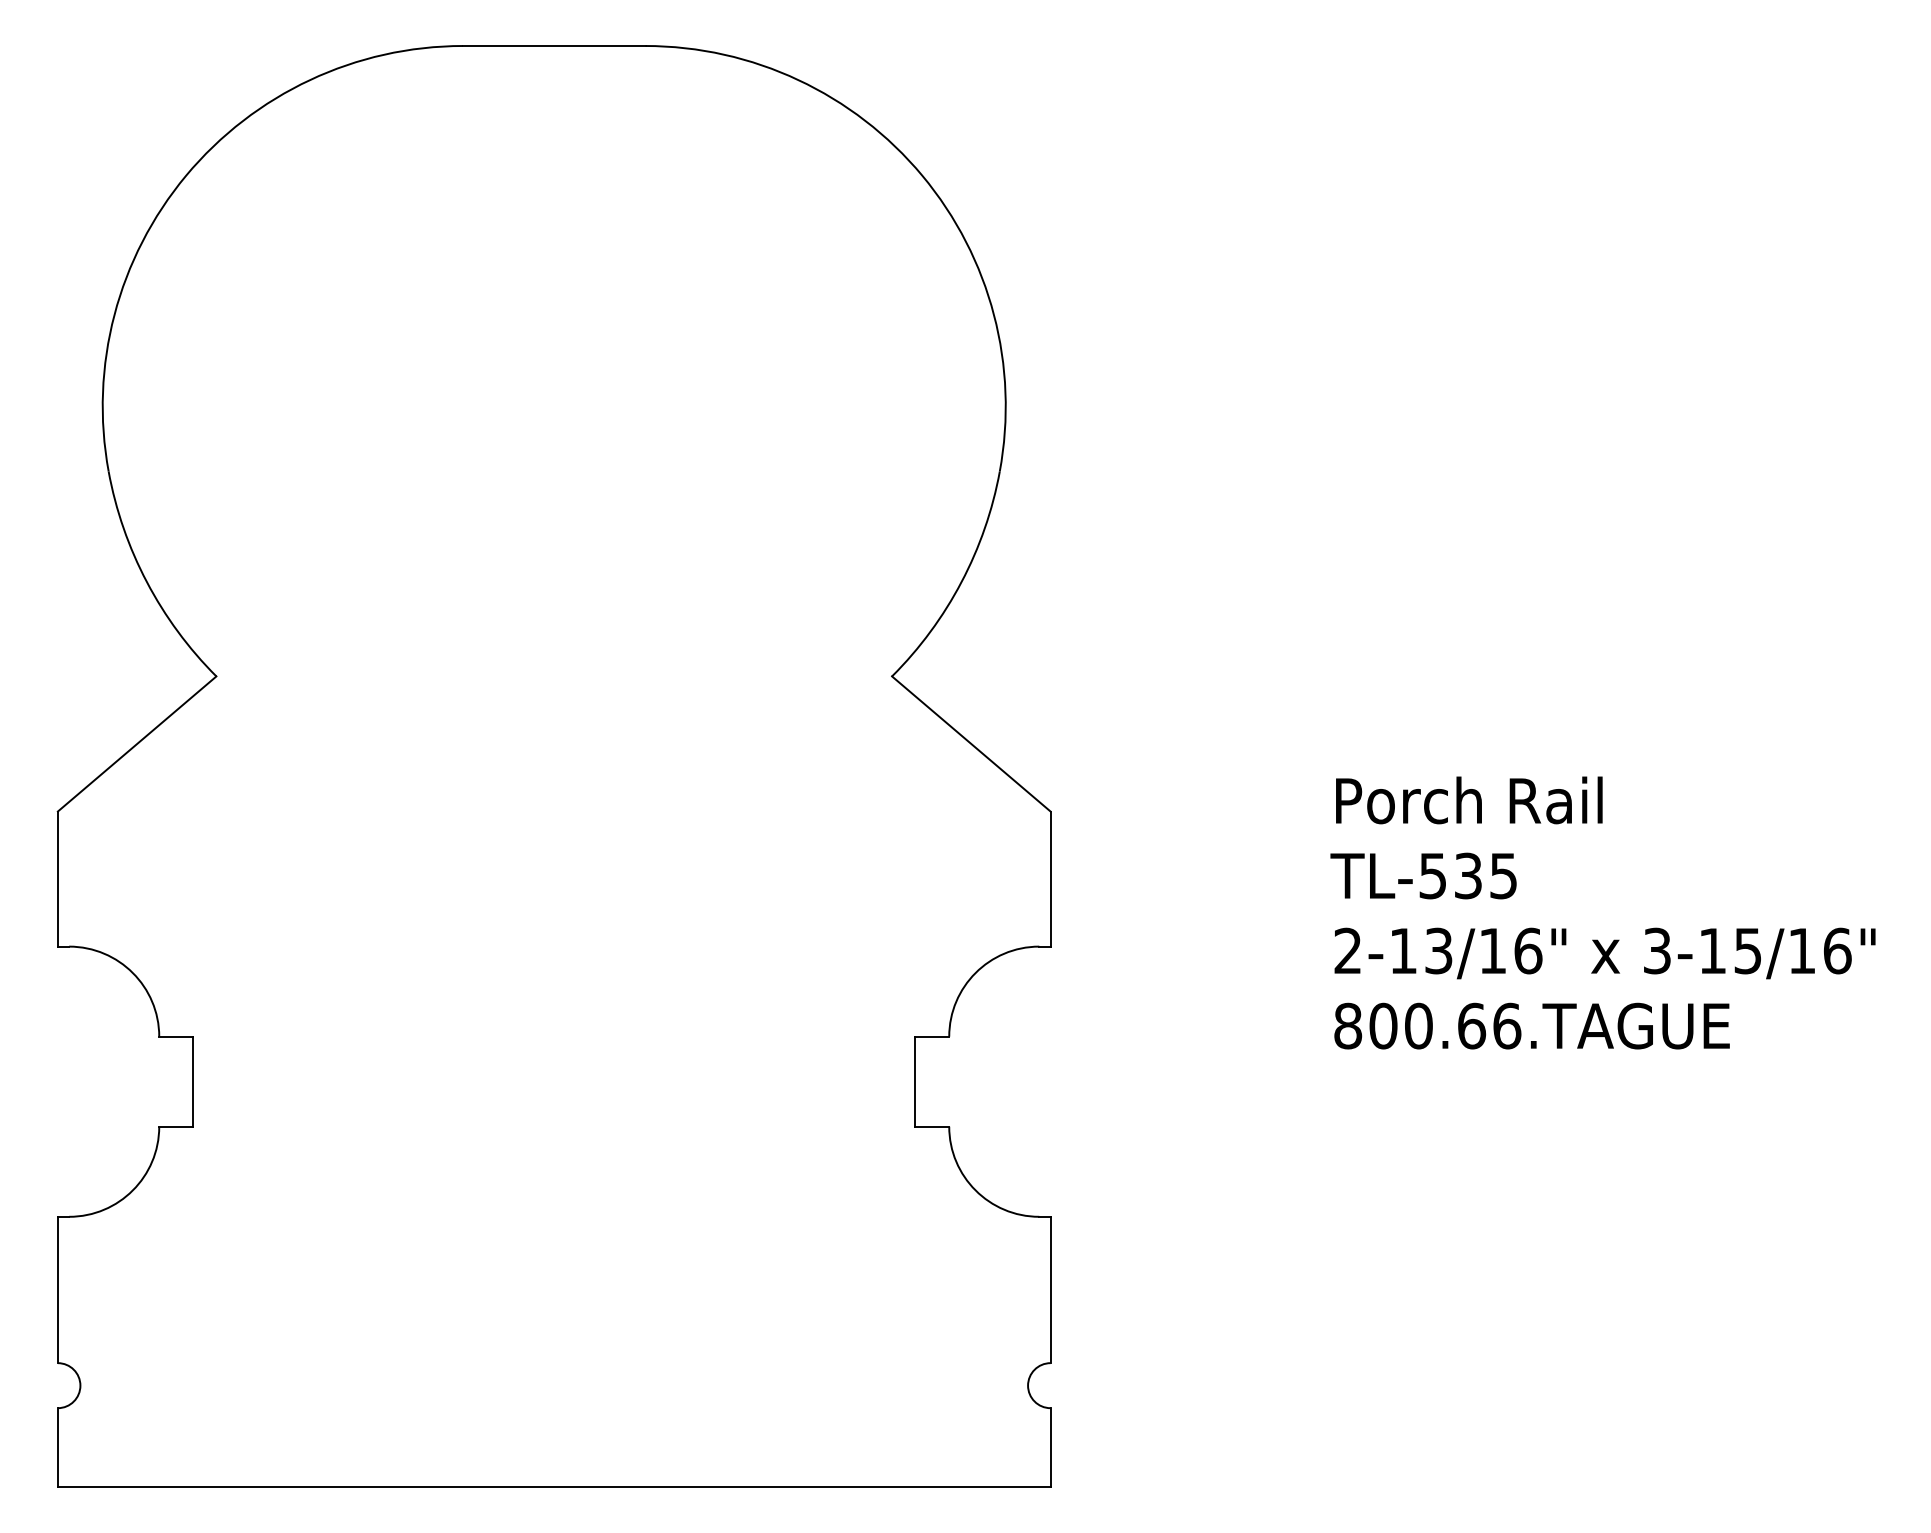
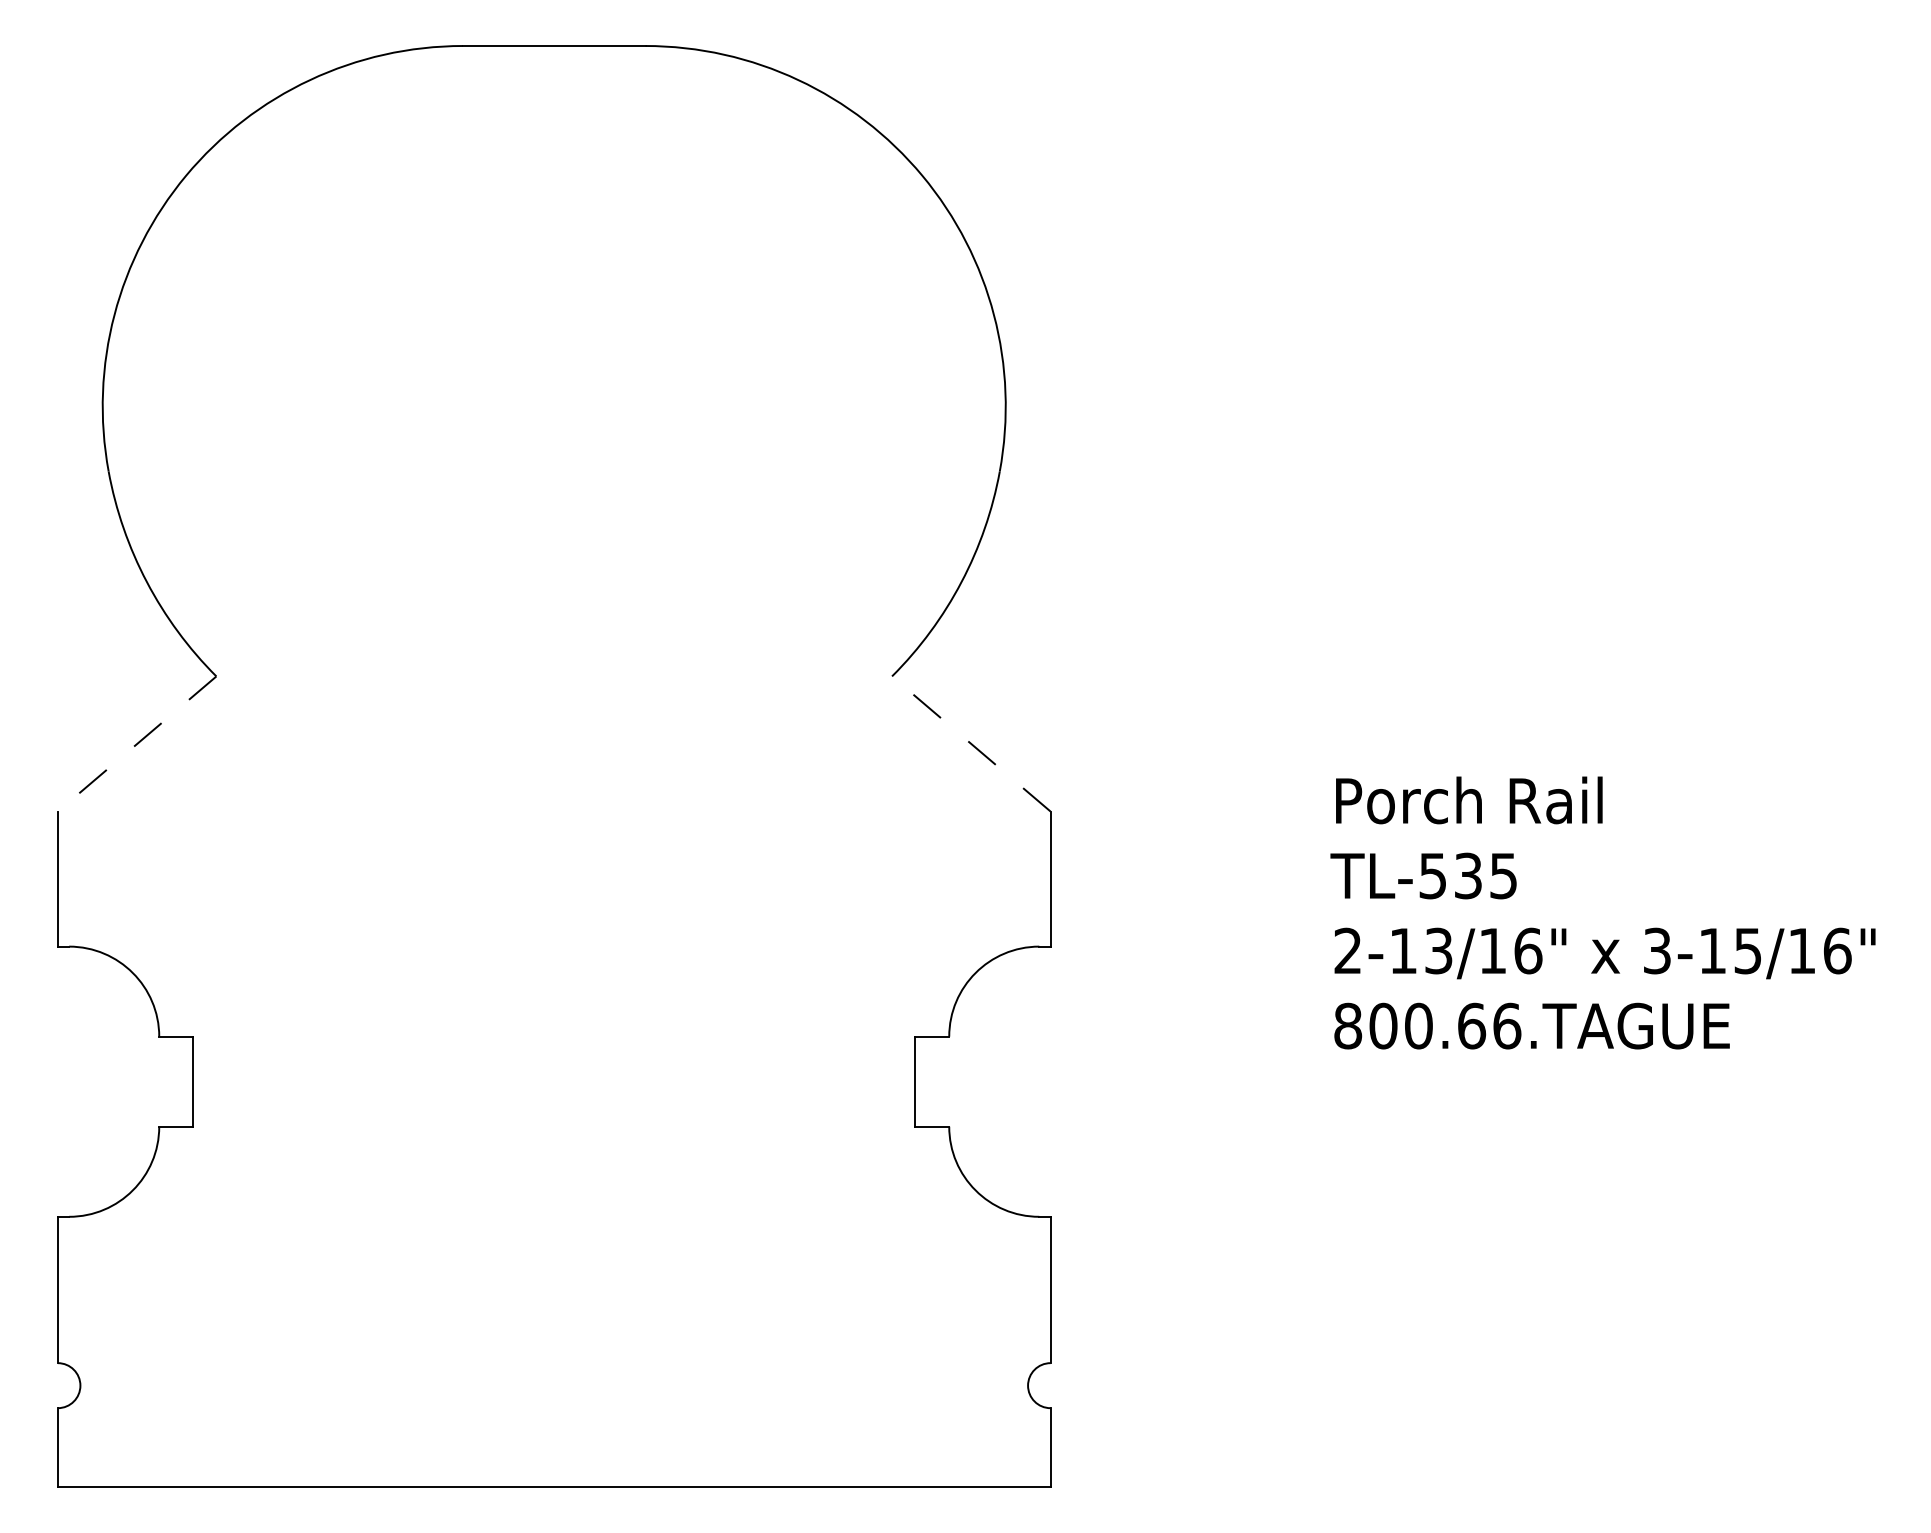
line: solid -> dashed (970, 743)
line: solid -> dashed (136, 744)
